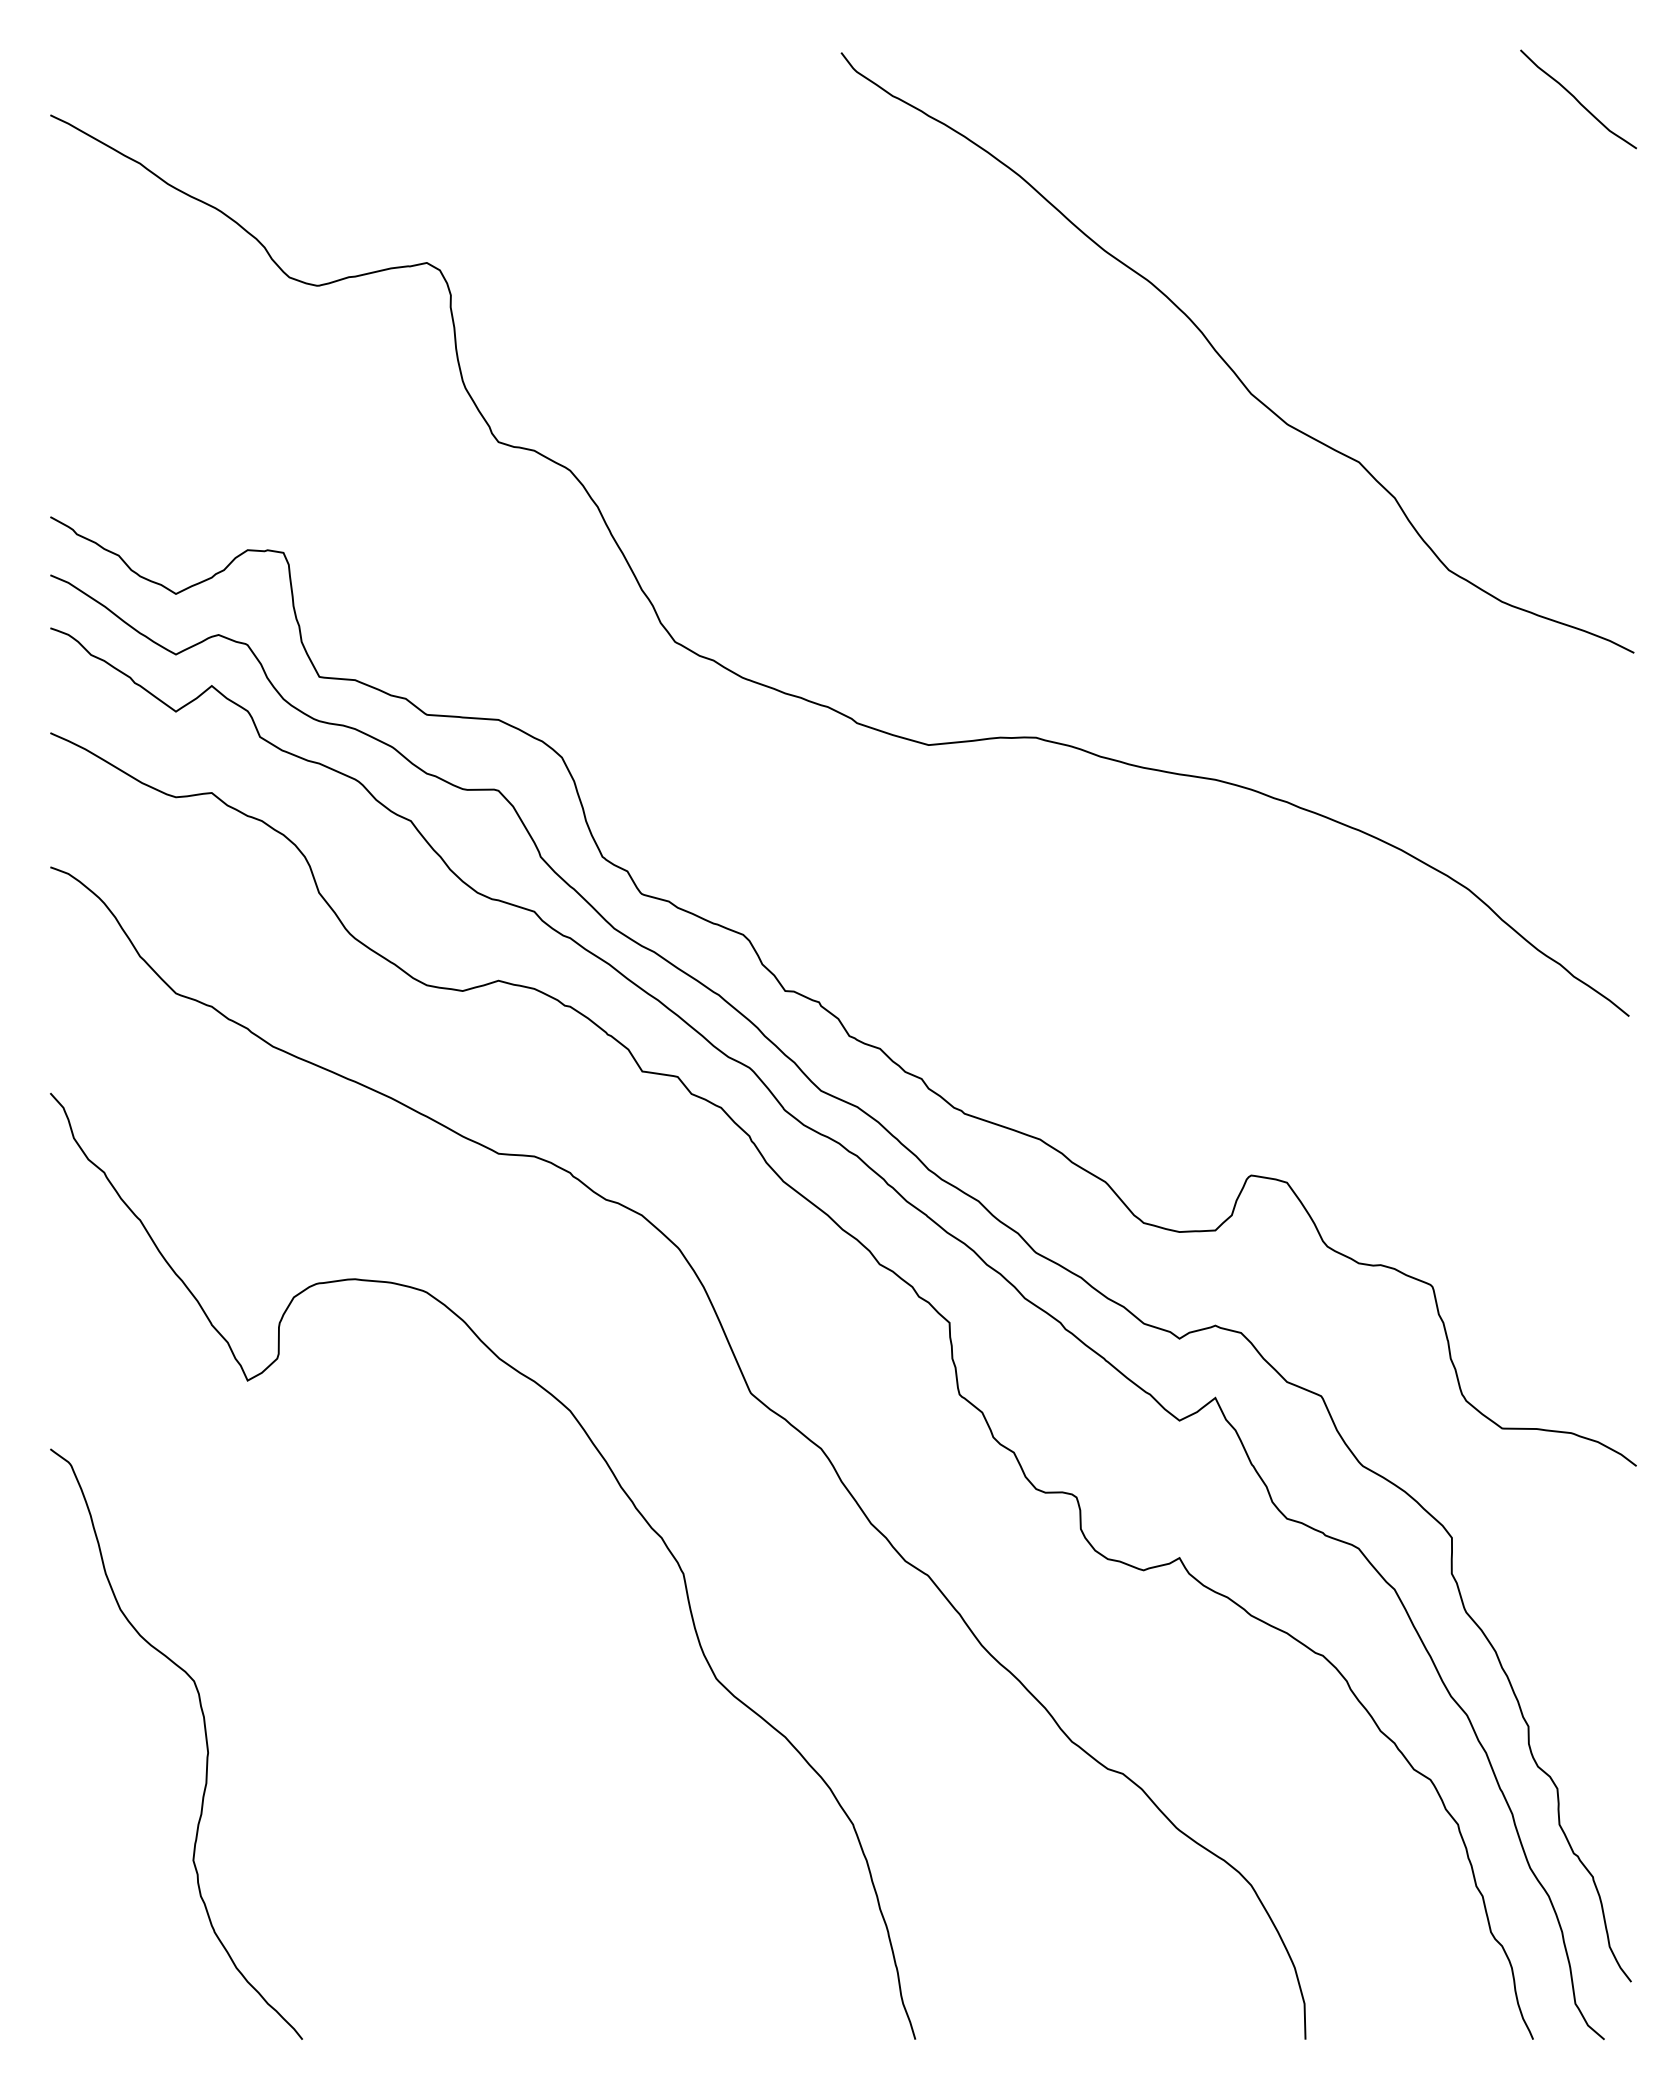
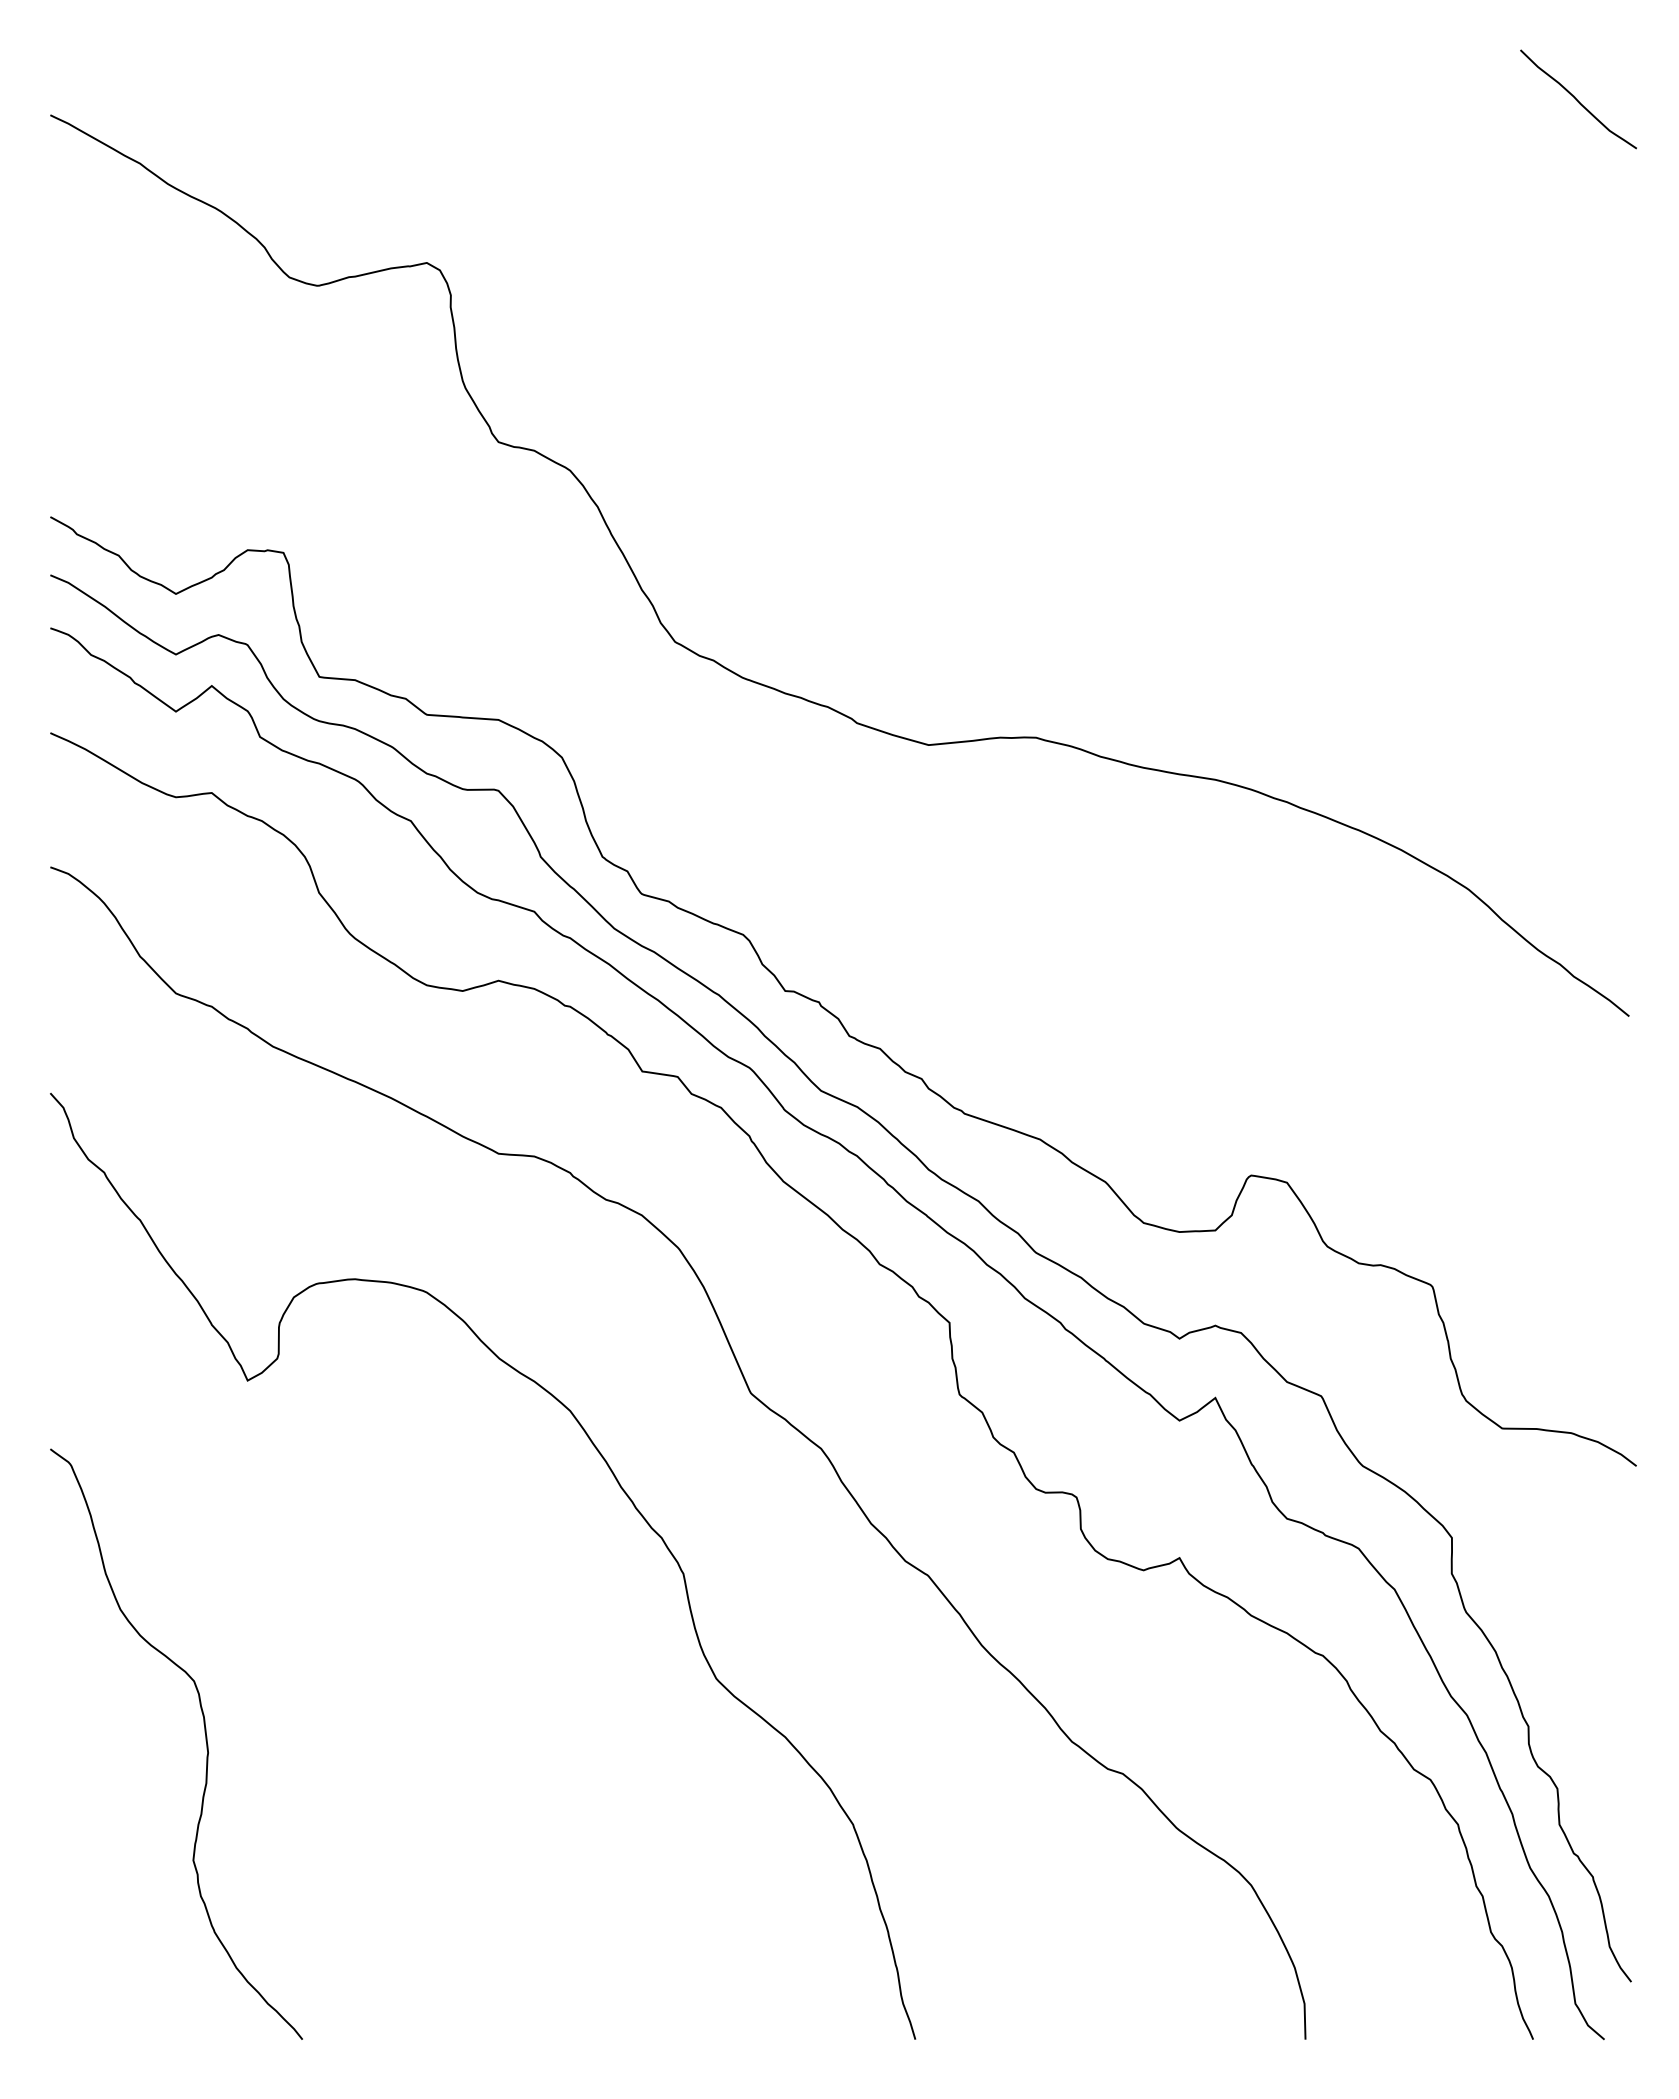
curve: present -> none (1225, 360)
